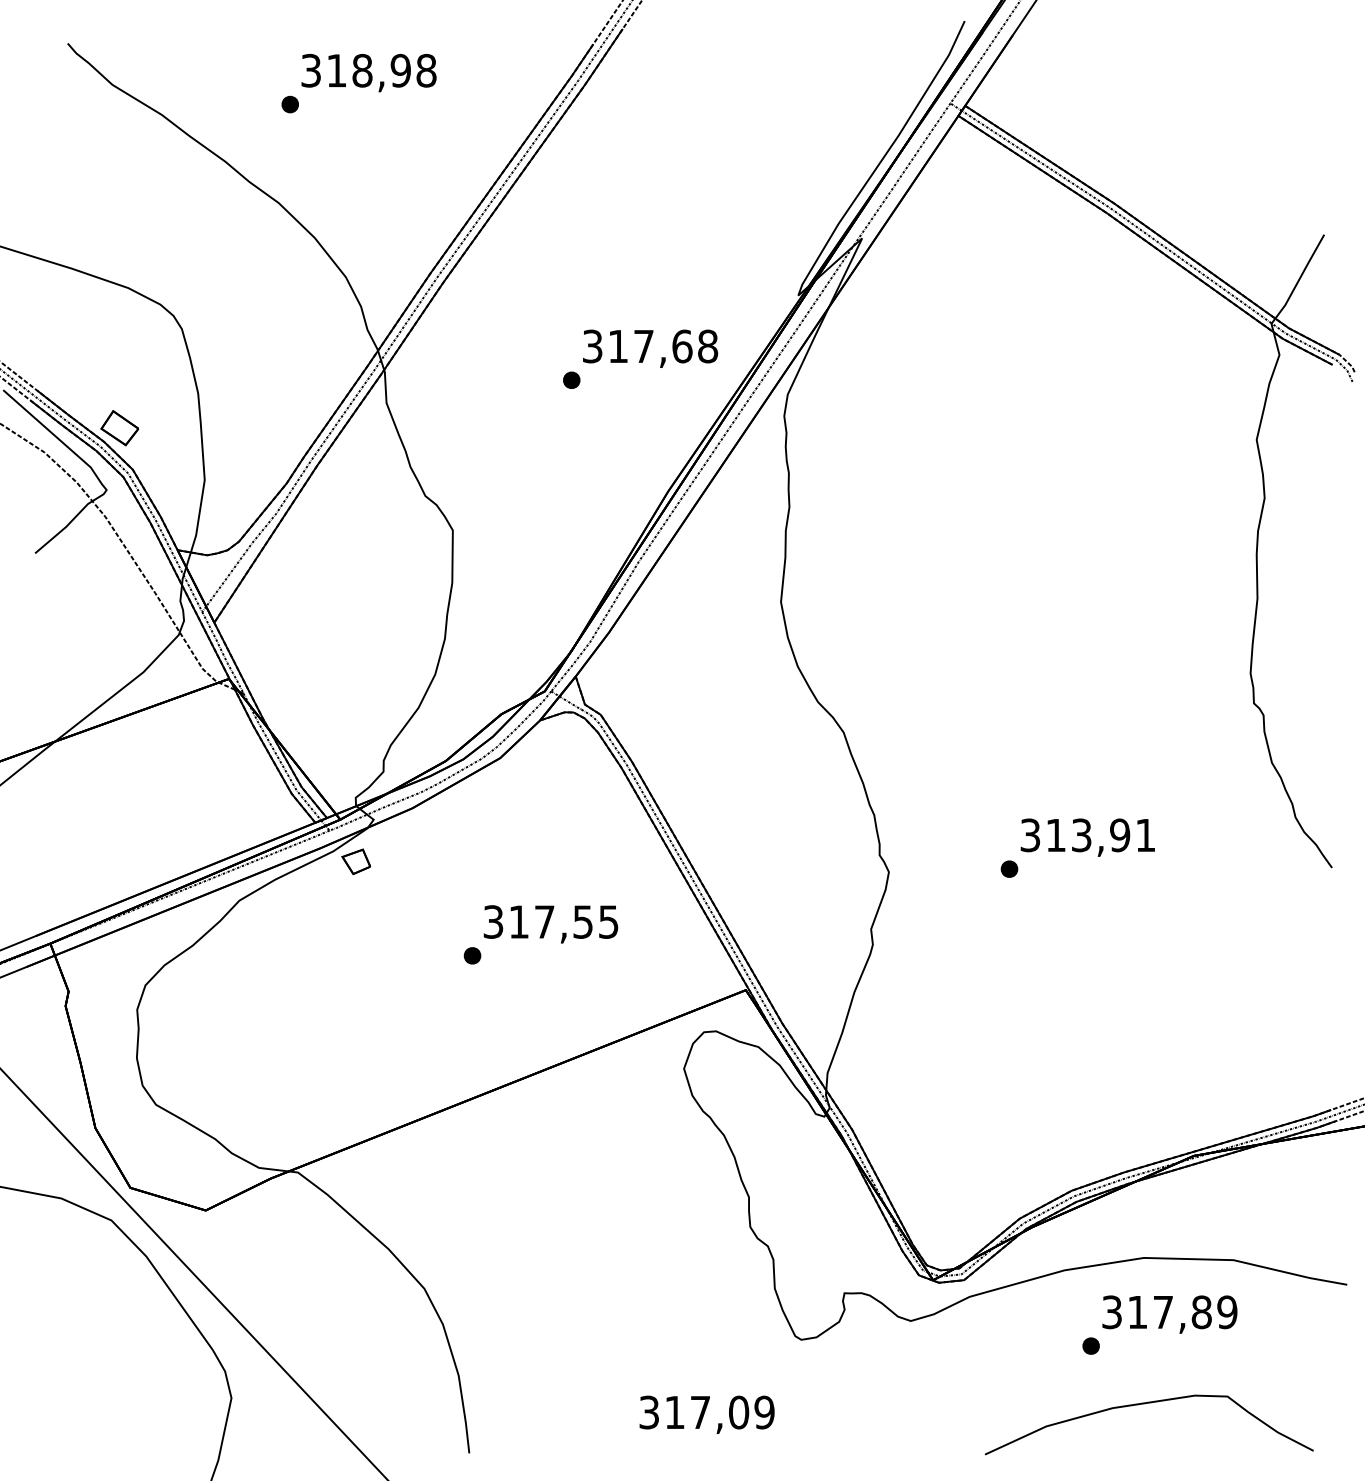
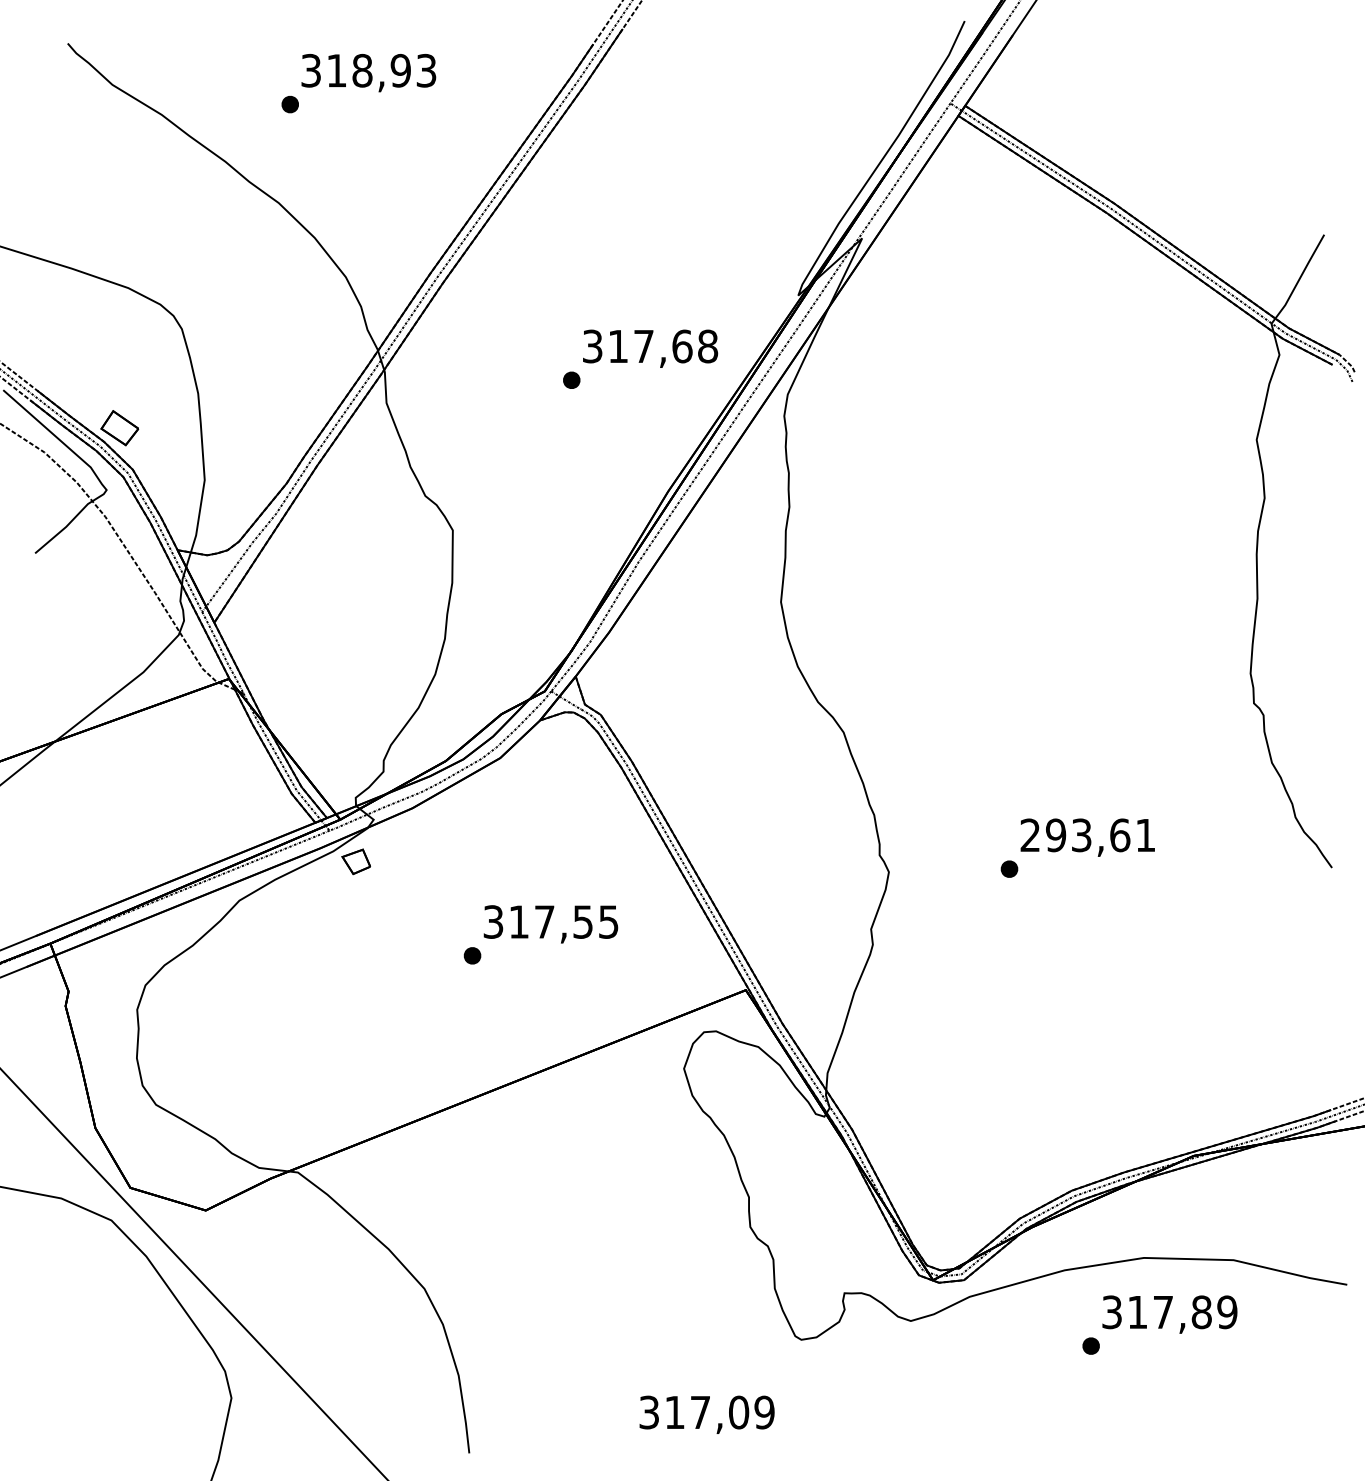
text: 318,98 -> 318,93 (426, 70)
text: 313,91 -> 293,61 (1075, 835)
curve: present -> none (1145, 1404)
